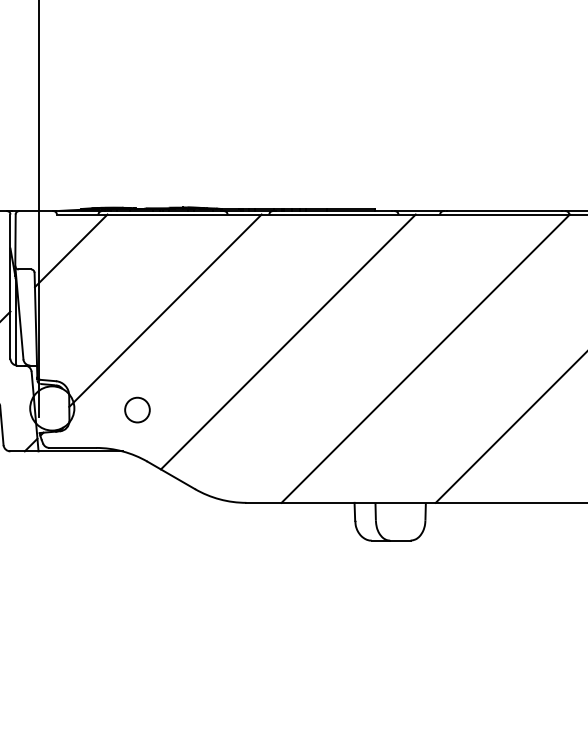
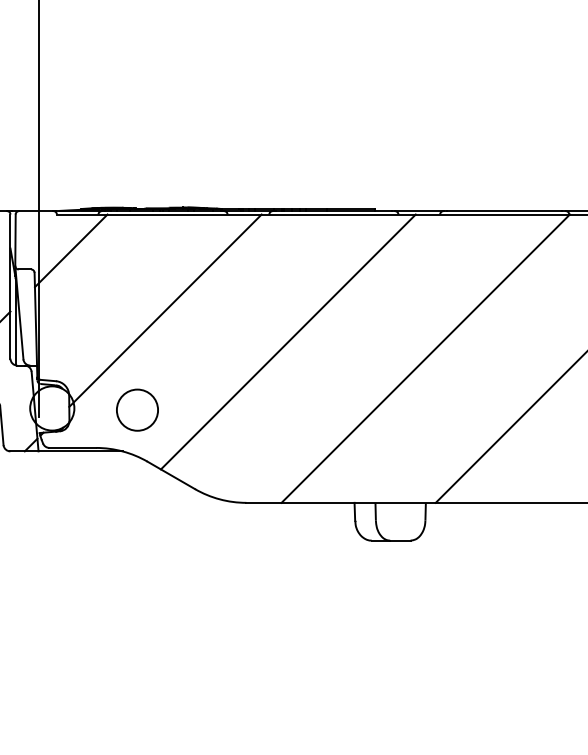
circle size: 27x28 px -> 43x44 px (137, 409)
